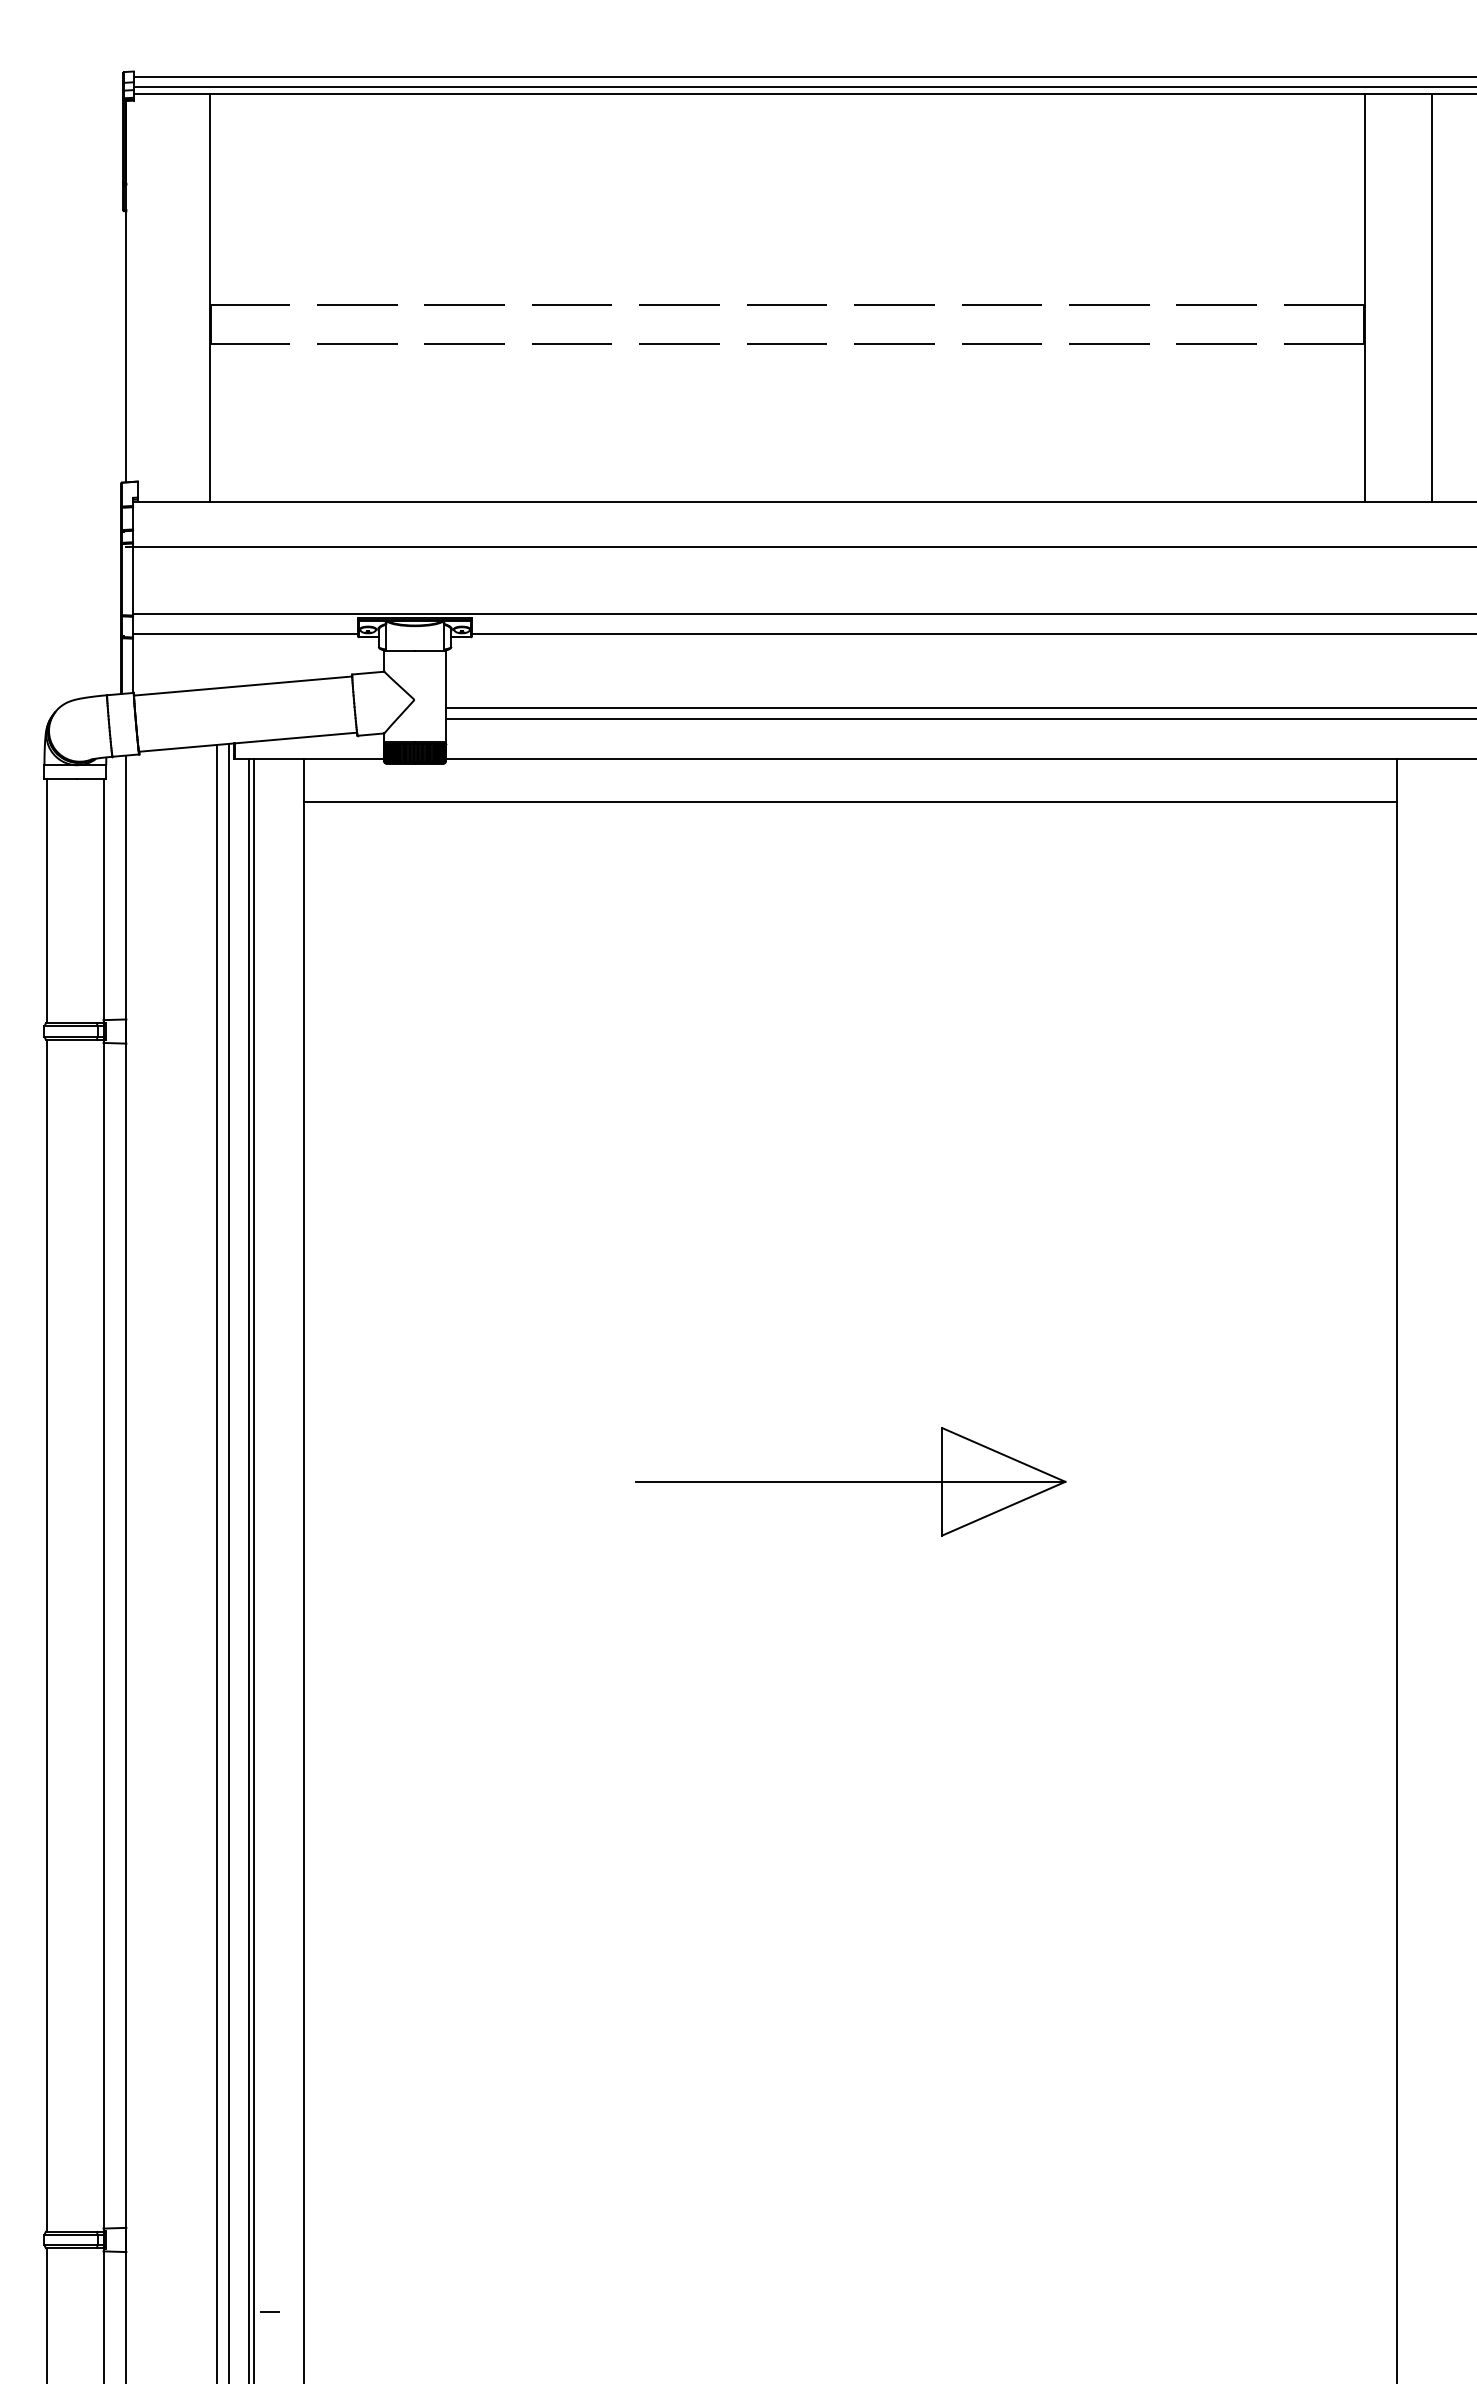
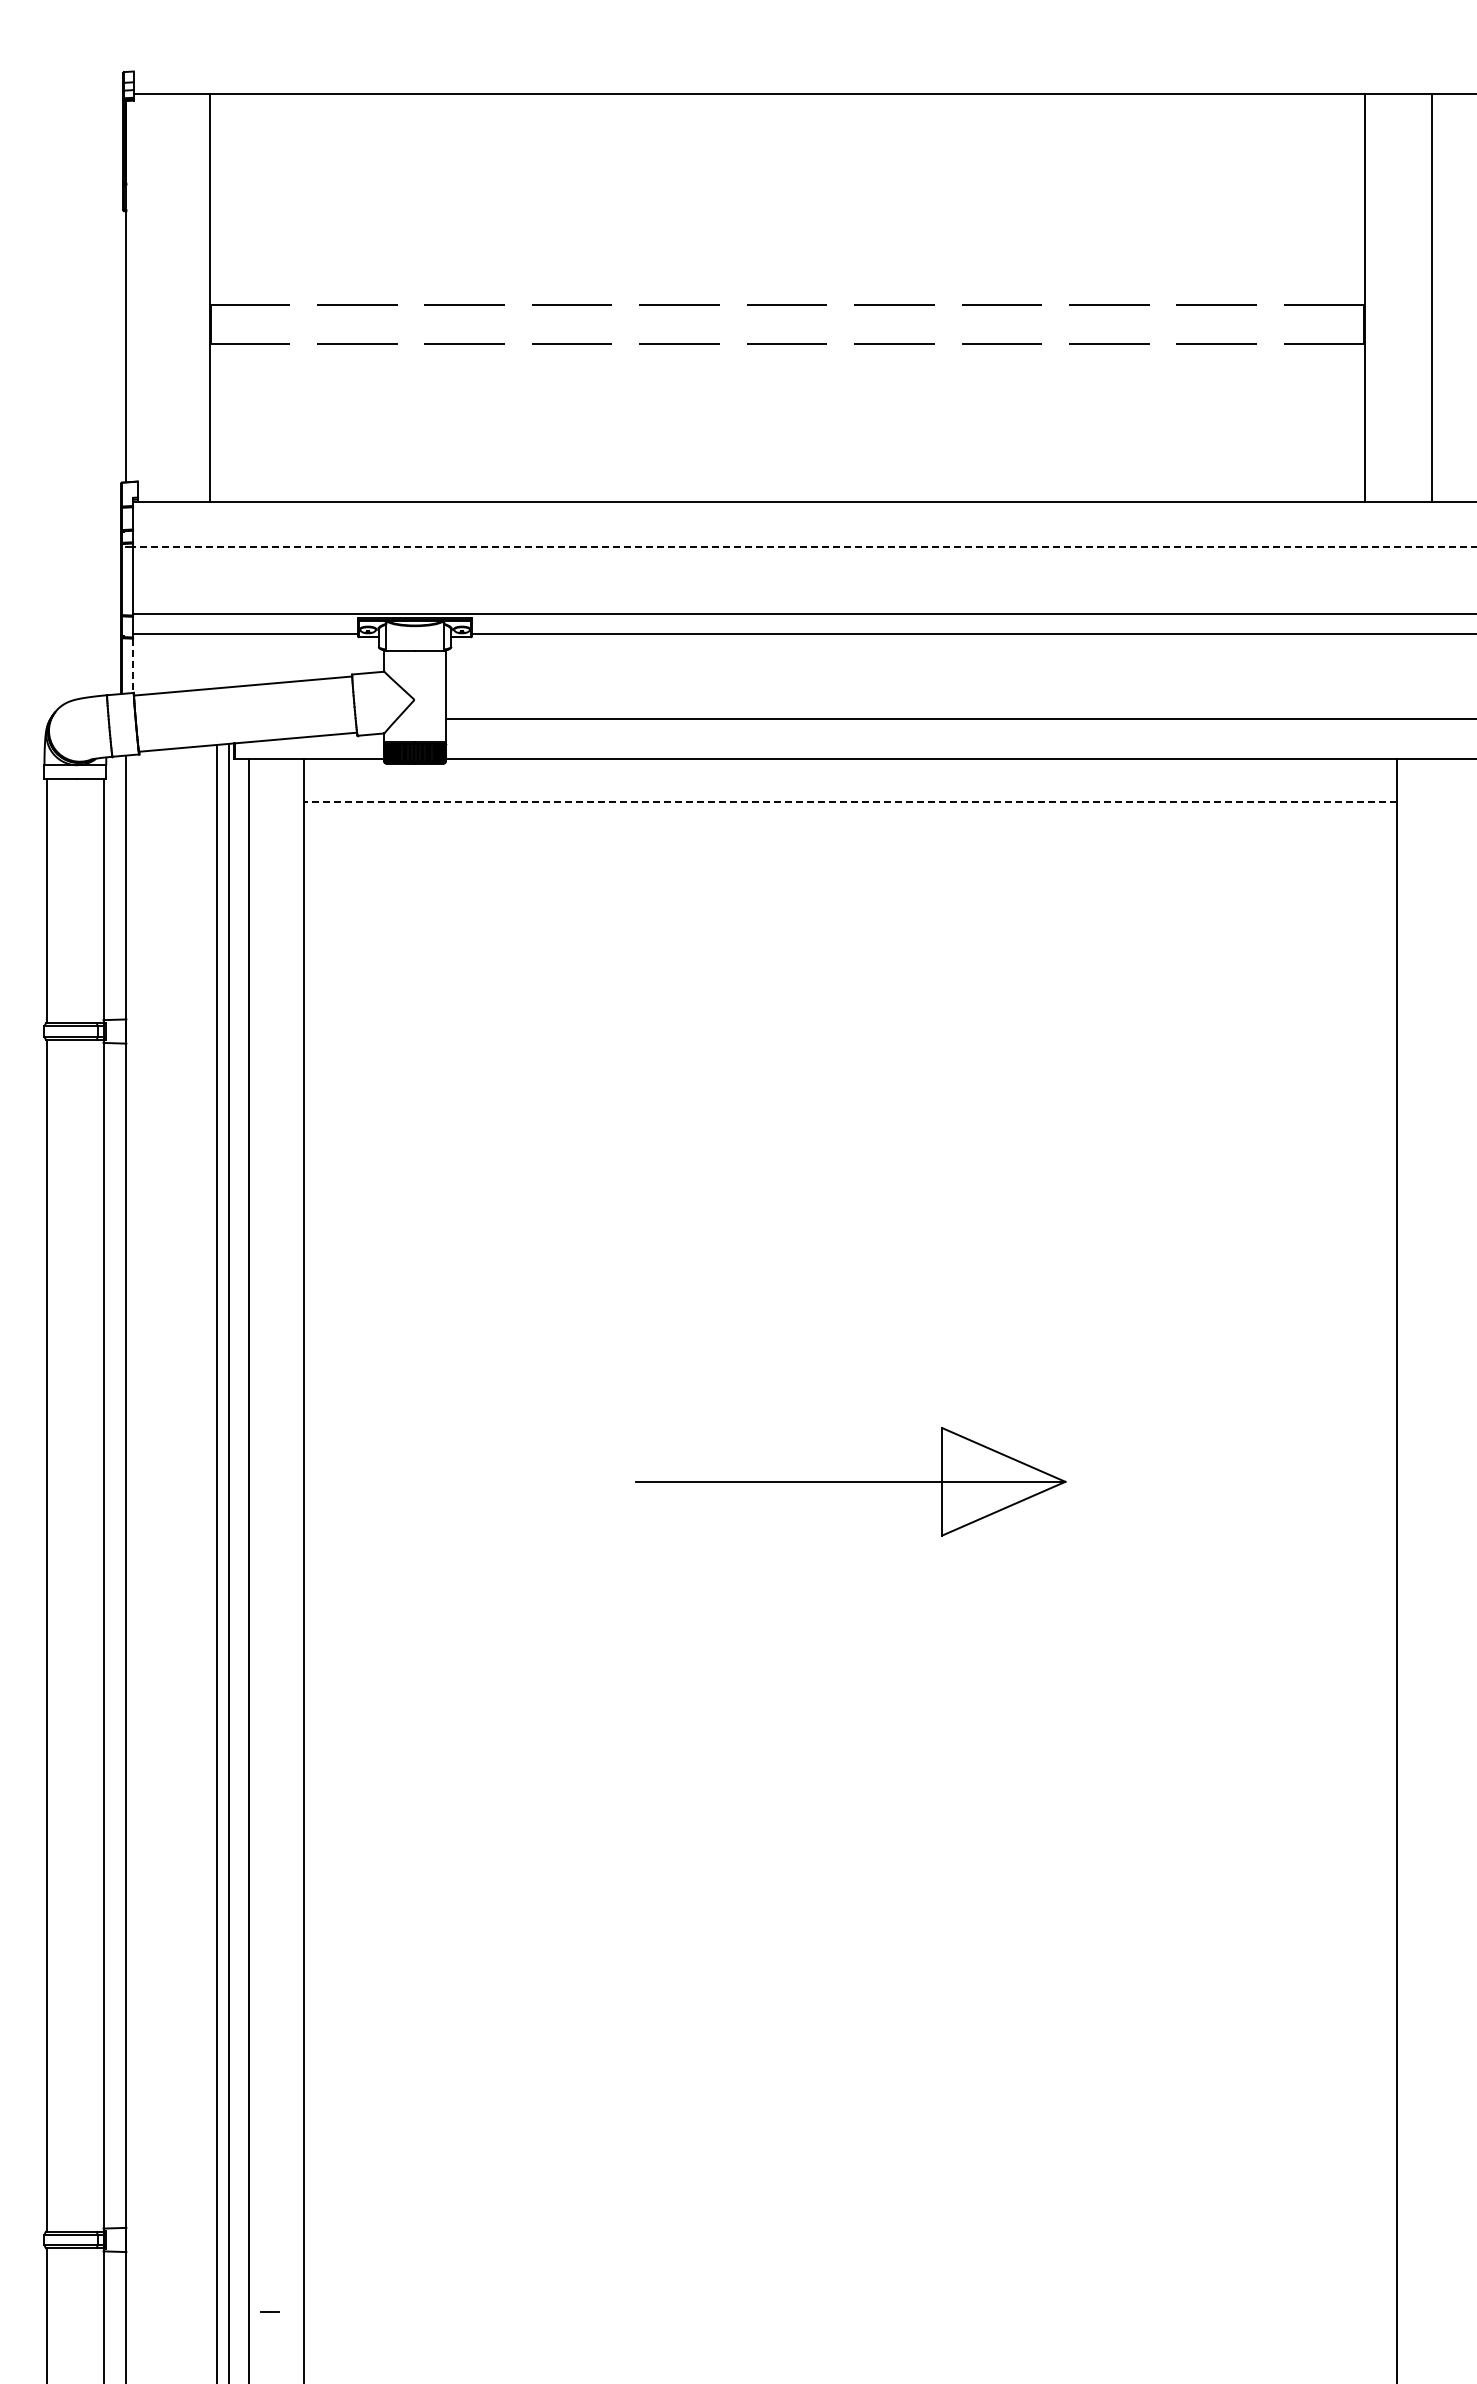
line: present -> none (803, 77)
line: present -> none (803, 86)
line: solid -> dashed (804, 546)
line: solid -> dashed (133, 666)
line: present -> none (959, 707)
line: solid -> dashed (850, 801)
line: present -> none (253, 1569)
